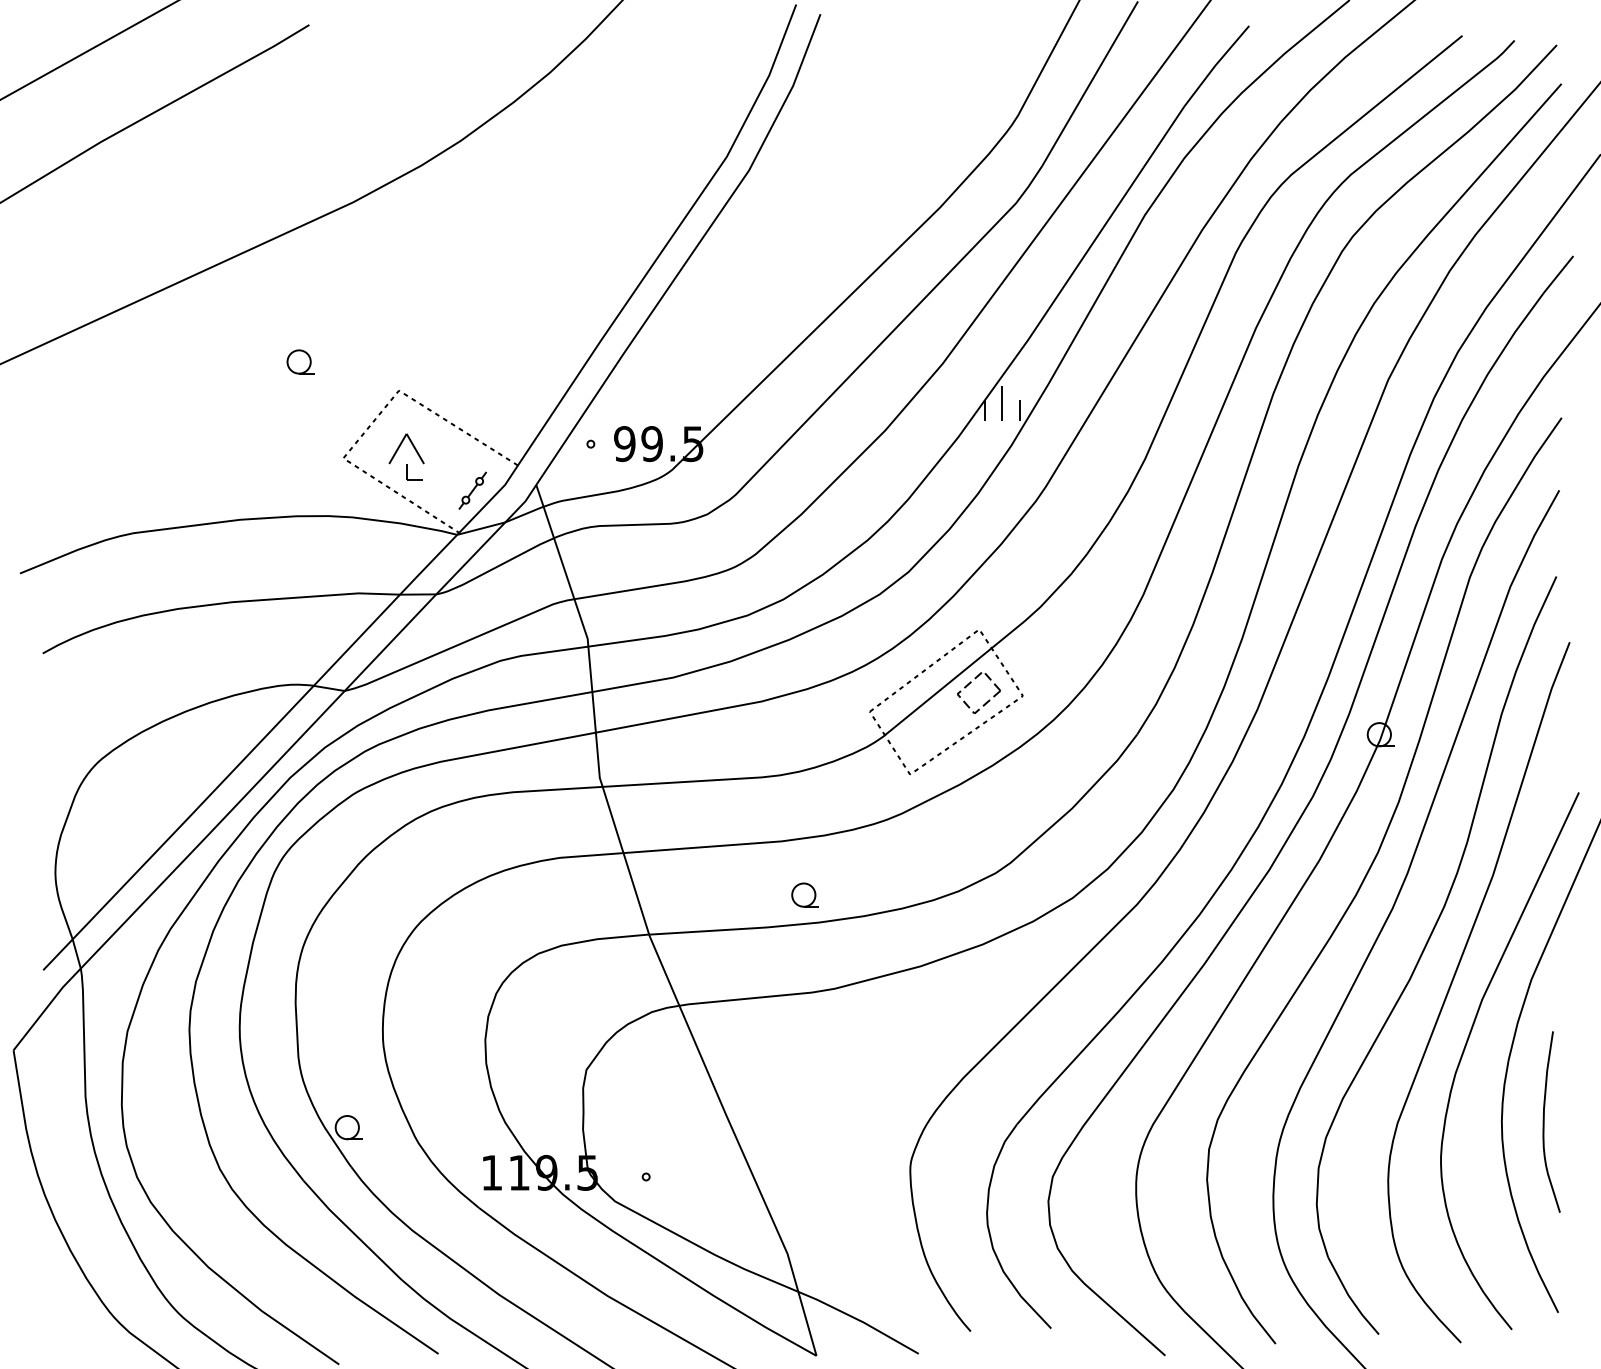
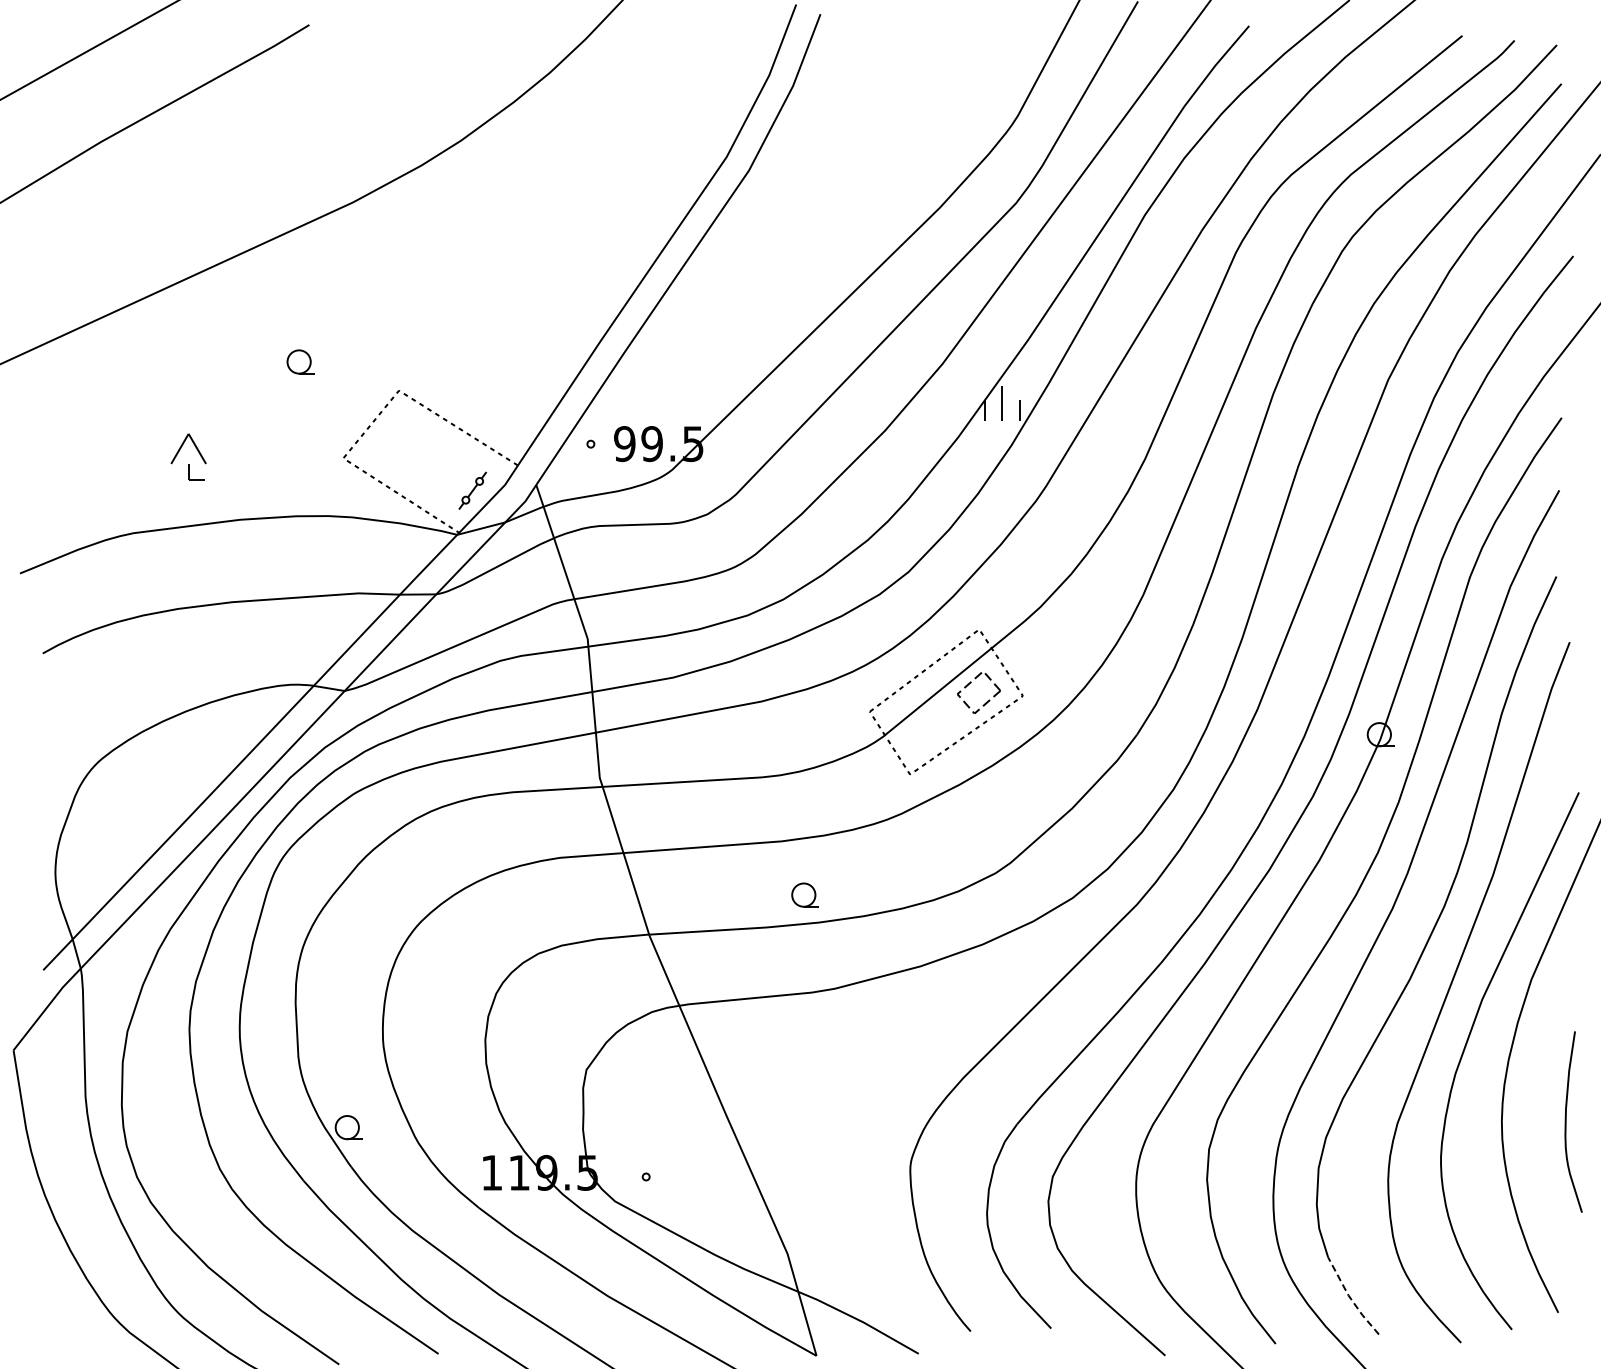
part position: (406, 464) -> (188, 464) (188, 464)
curve position: (1544, 1121) -> (1566, 1121) (1566, 1121)
line: solid -> dashed (1350, 1297)
